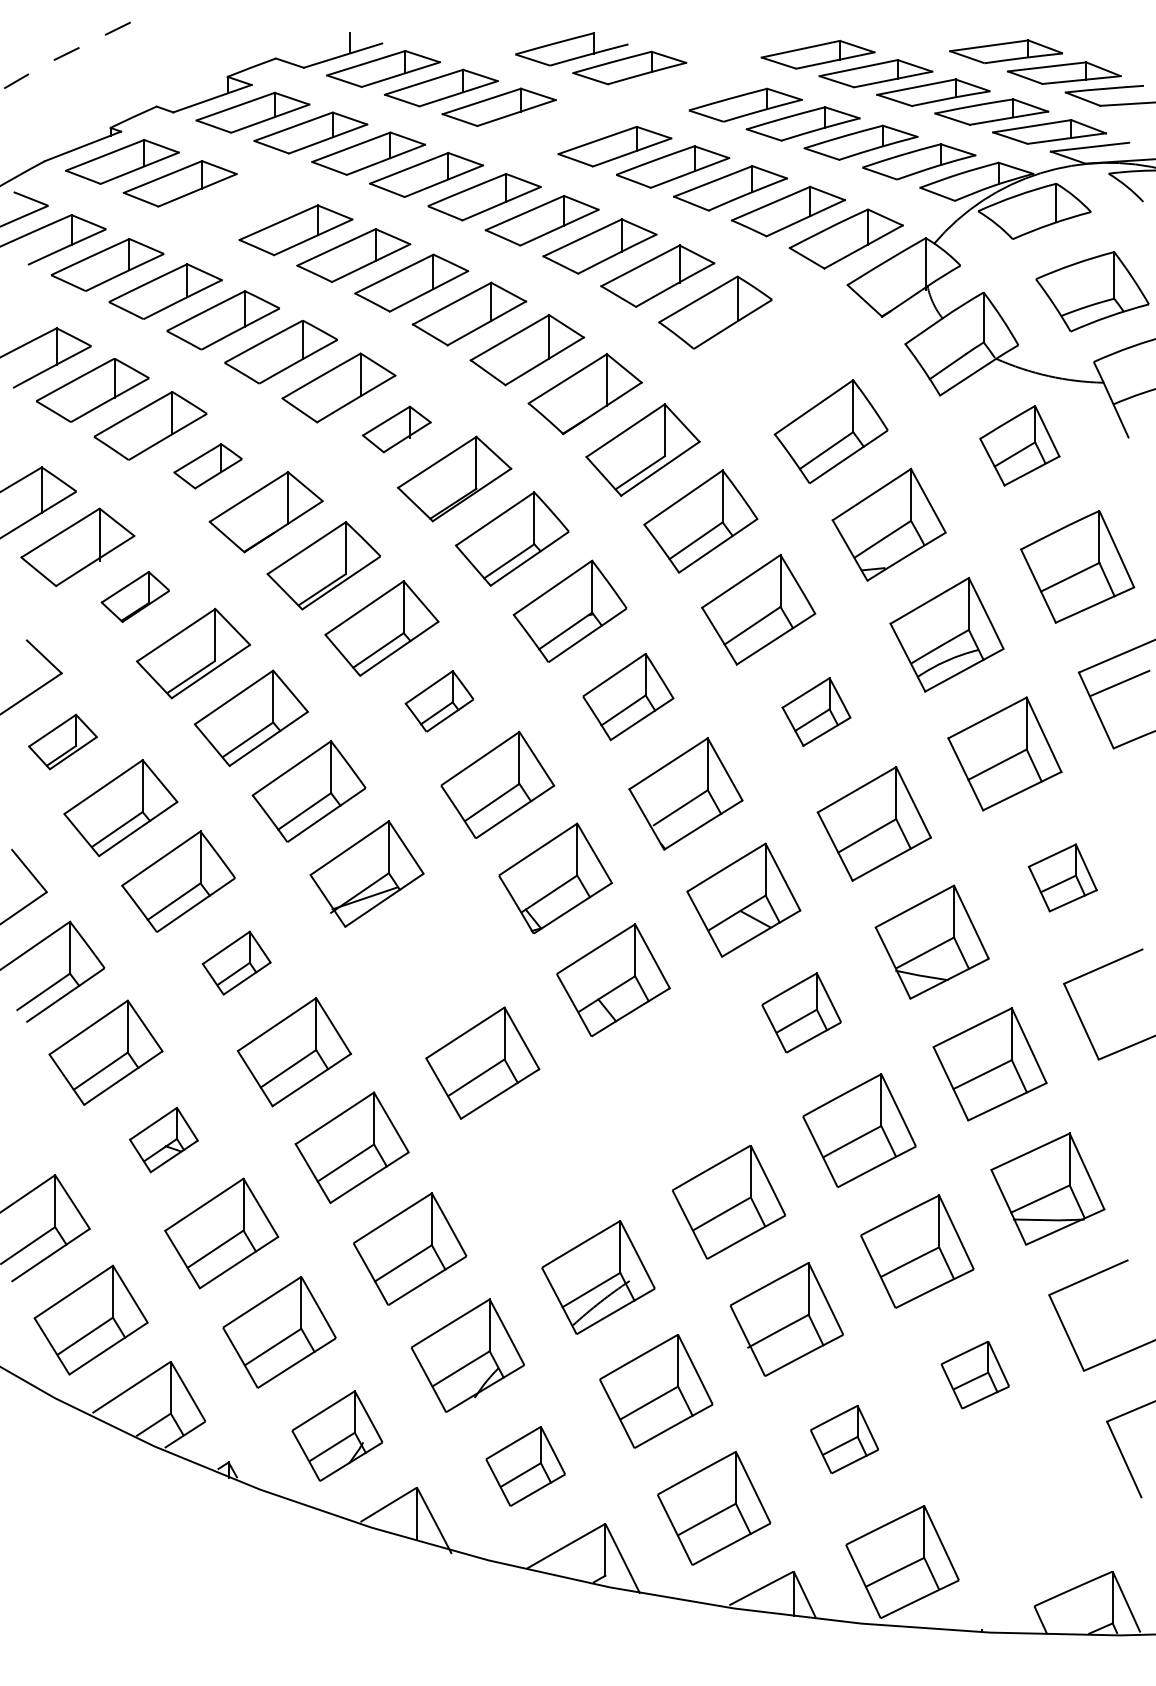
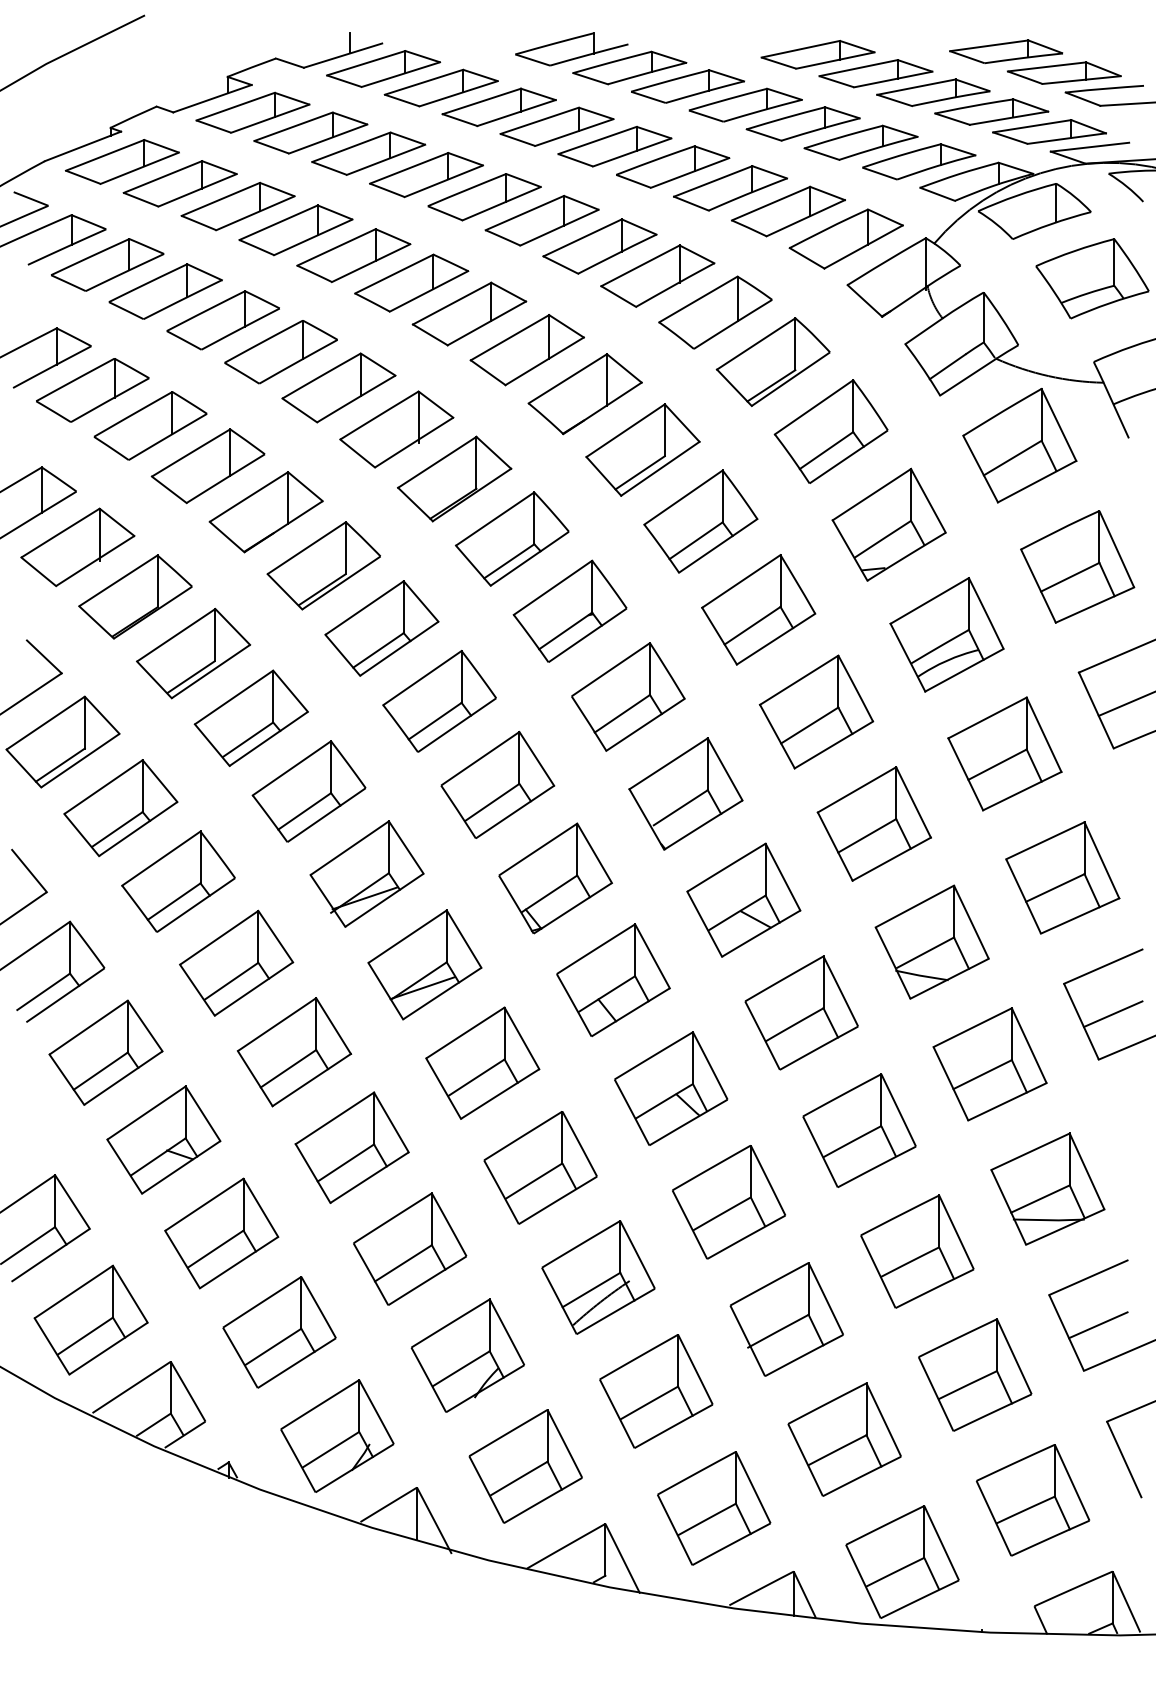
line: dashed -> solid (72, 51)
part: none -> present (687, 86)
part: none -> present (556, 126)
part: none -> present (237, 206)
part position: (1092, 291) -> (1092, 278) (1092, 278)
part: none -> present (772, 361)
part size: 71x49 px -> 116x79 px (396, 429)
part size: 82x82 px -> 116x116 px (1019, 445)
part size: 70x47 px -> 116x77 px (207, 466)
part size: 70x52 px -> 115x86 px (135, 596)
line position: (1119, 682) -> (1125, 703) (1125, 703)
part size: 93x89 px -> 115x110 px (628, 696)
part size: 70x63 px -> 115x103 px (439, 701)
part size: 71x70 px -> 117x116 px (816, 711)
part size: 70x58 px -> 116x94 px (62, 741)
part size: 71x70 px -> 116x114 px (1062, 877)
part size: 71x66 px -> 116x108 px (236, 962)
part: none -> present (424, 964)
part size: 81x82 px -> 115x116 px (801, 1012)
line: none -> present (1112, 1014)
part: none -> present (671, 1088)
part size: 70x68 px -> 116x110 px (163, 1139)
part: none -> present (540, 1167)
line: none -> present (1098, 1325)
part size: 70x69 px -> 115x114 px (975, 1374)
part size: 93x92 px -> 115x114 px (337, 1435)
part size: 70x70 px -> 115x115 px (844, 1439)
part size: 81x81 px -> 115x115 px (525, 1466)
part: none -> present (1032, 1500)
